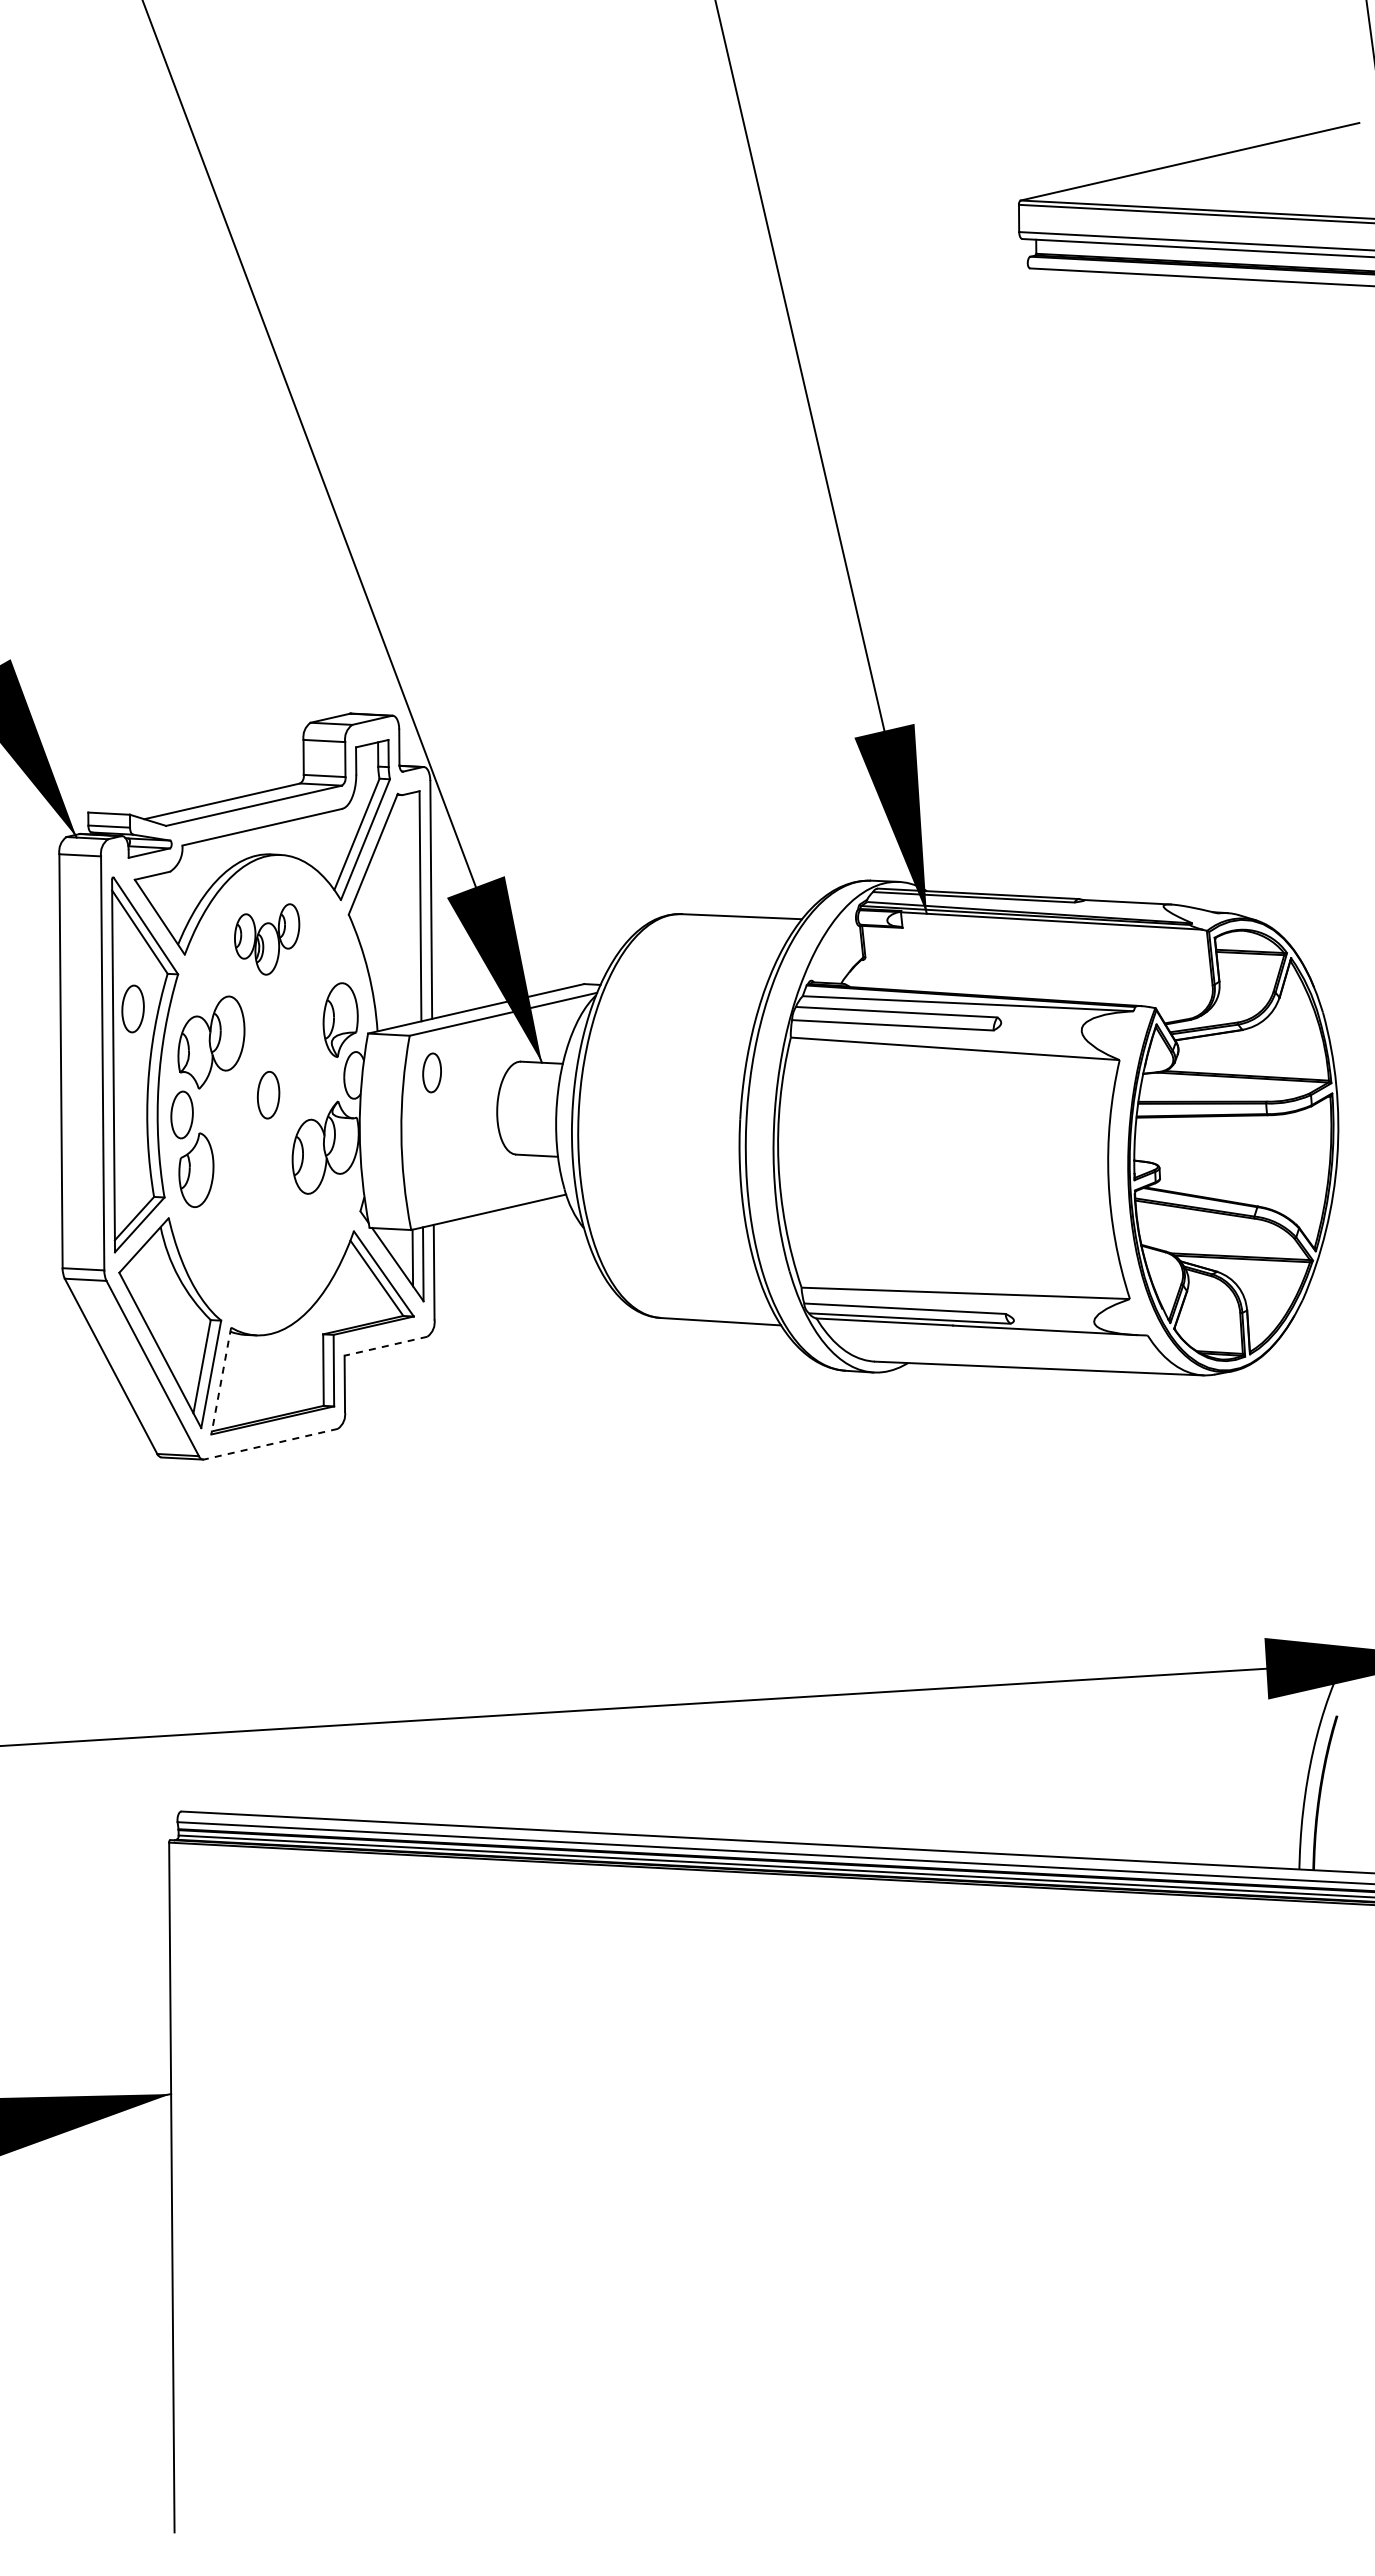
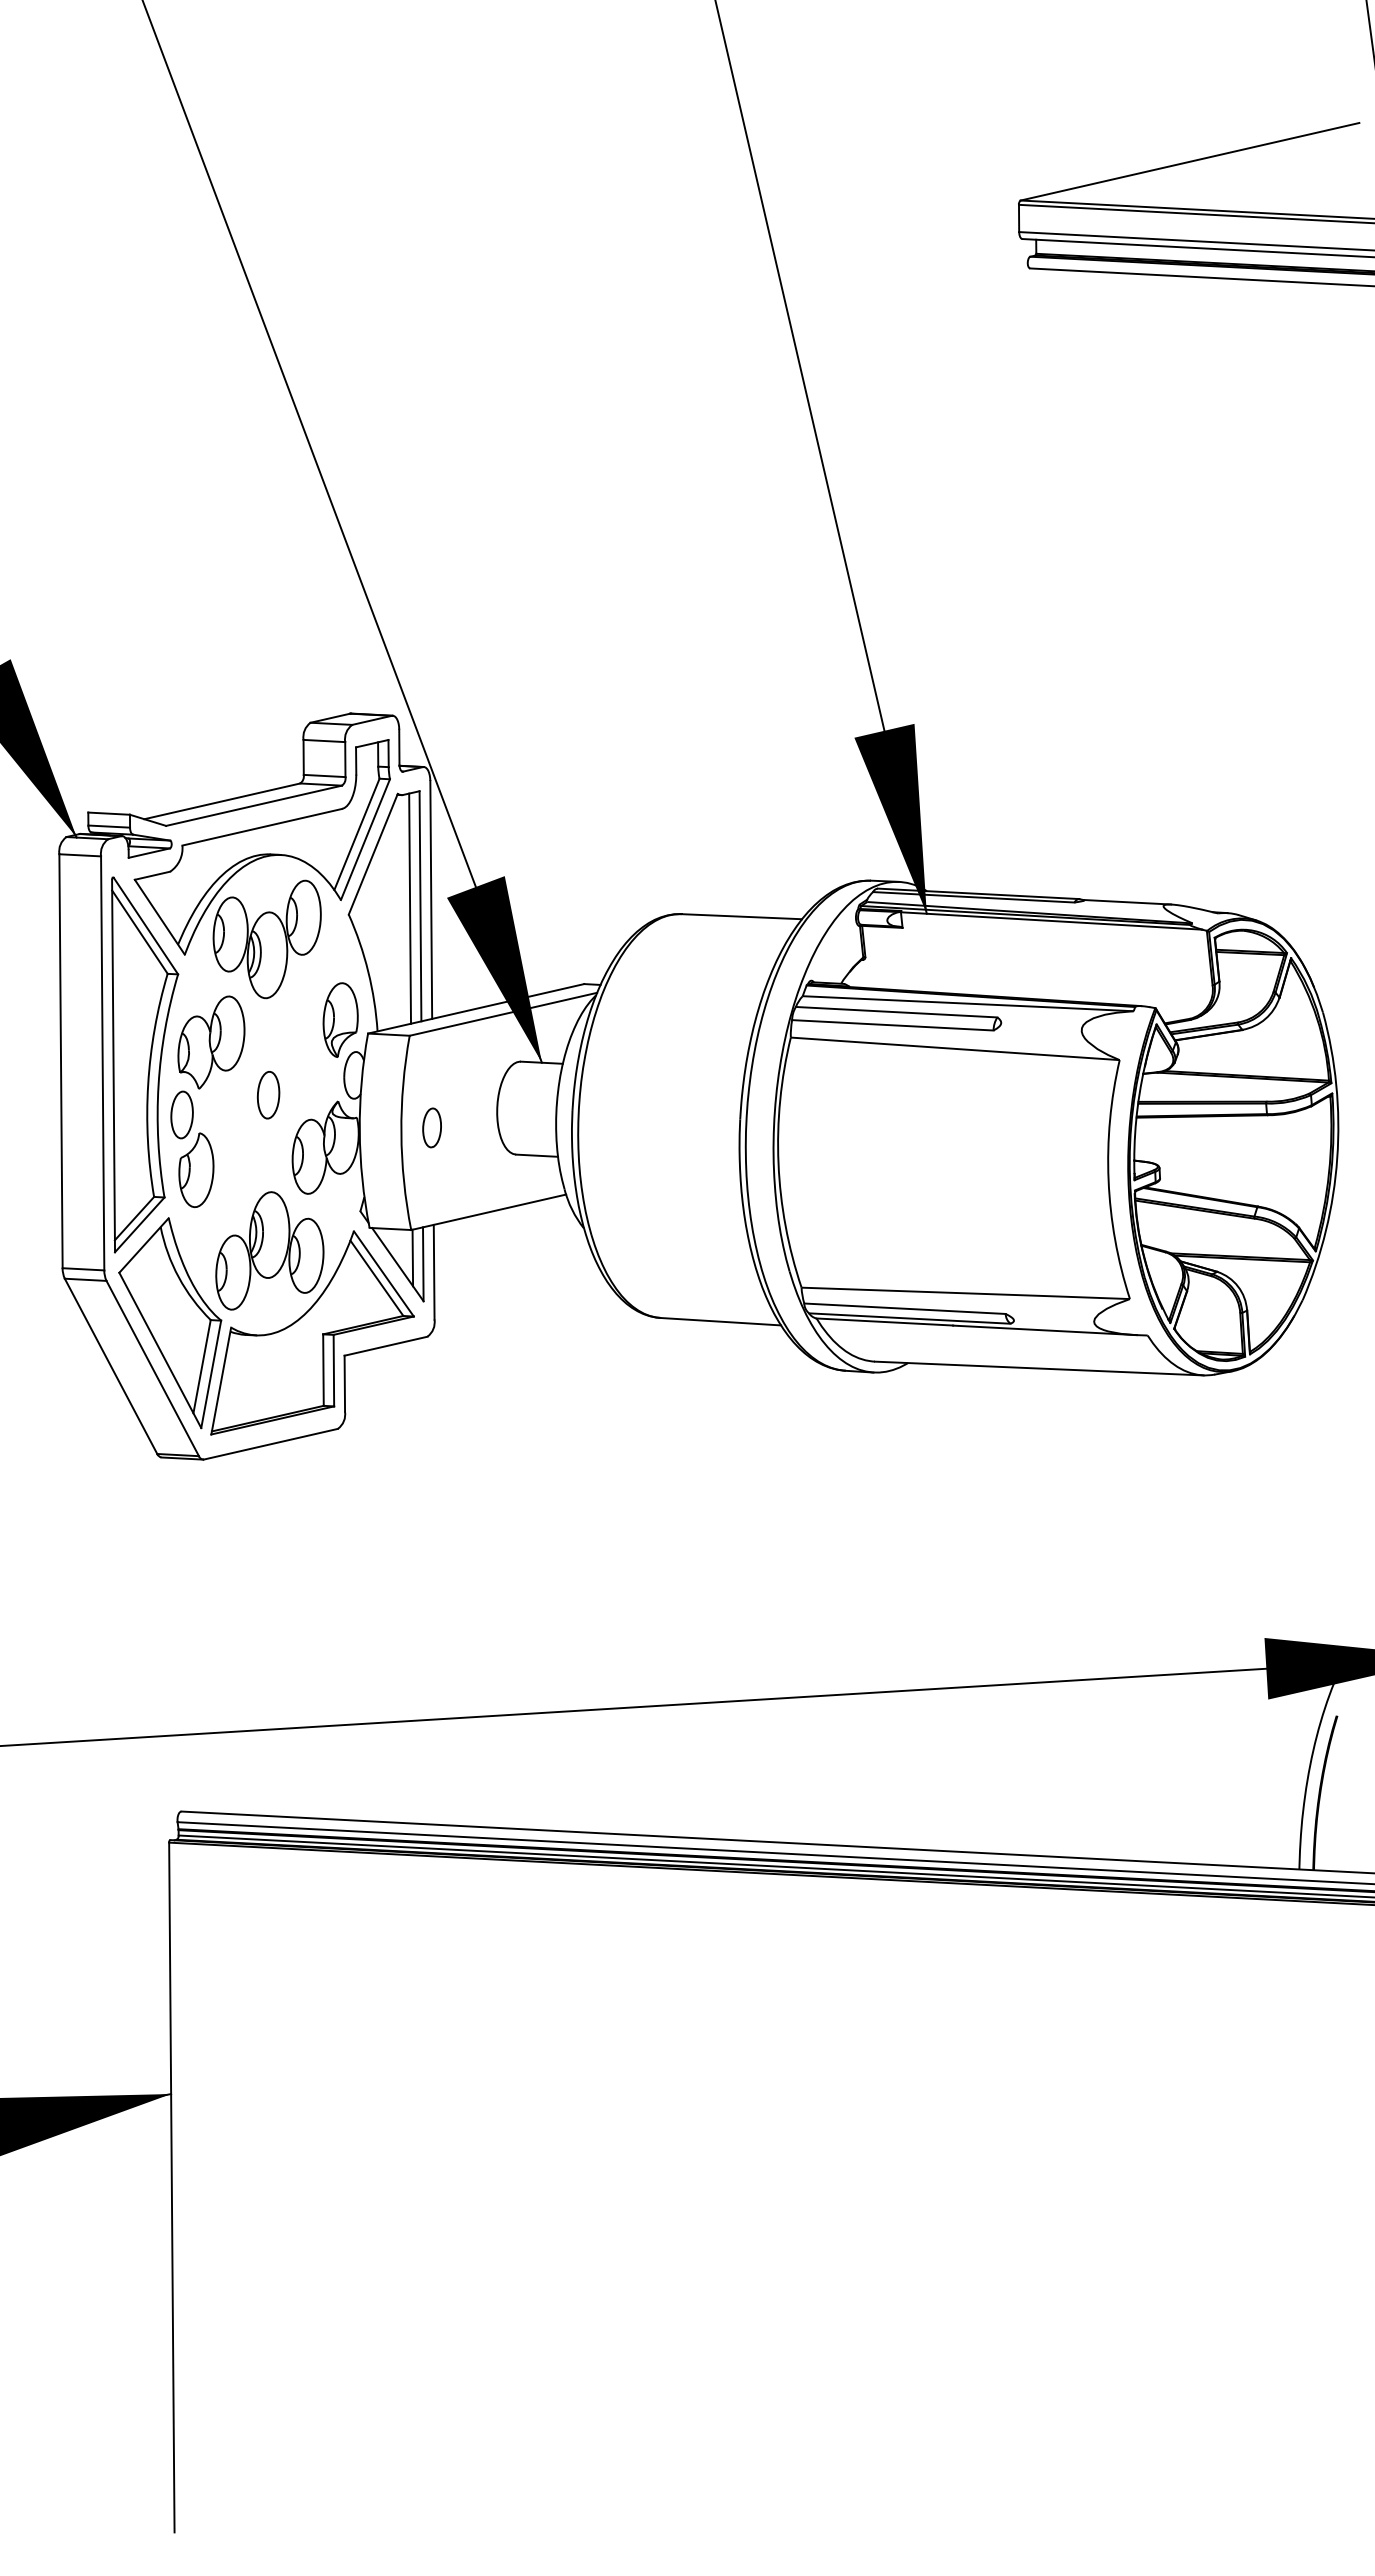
line: none -> present (410, 908)
part size: 67x73 px -> 110x121 px (266, 939)
part: present -> none (132, 1008)
part position: (431, 1072) -> (431, 1127) (431, 1127)
part: none -> present (269, 1250)
line: dashed -> solid (386, 1346)
line: dashed -> solid (221, 1381)
line: dashed -> solid (271, 1444)
